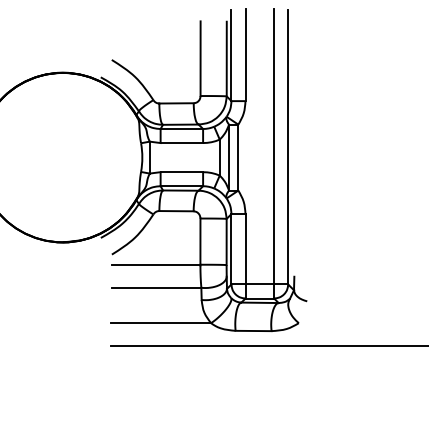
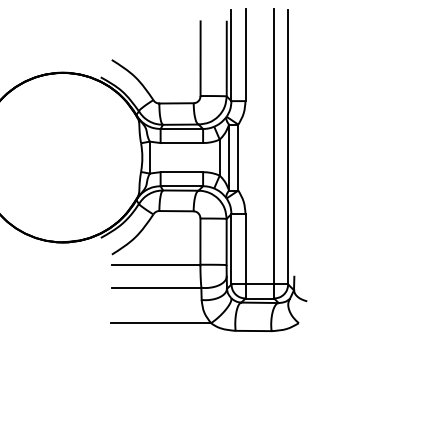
line: present -> none (267, 345)
